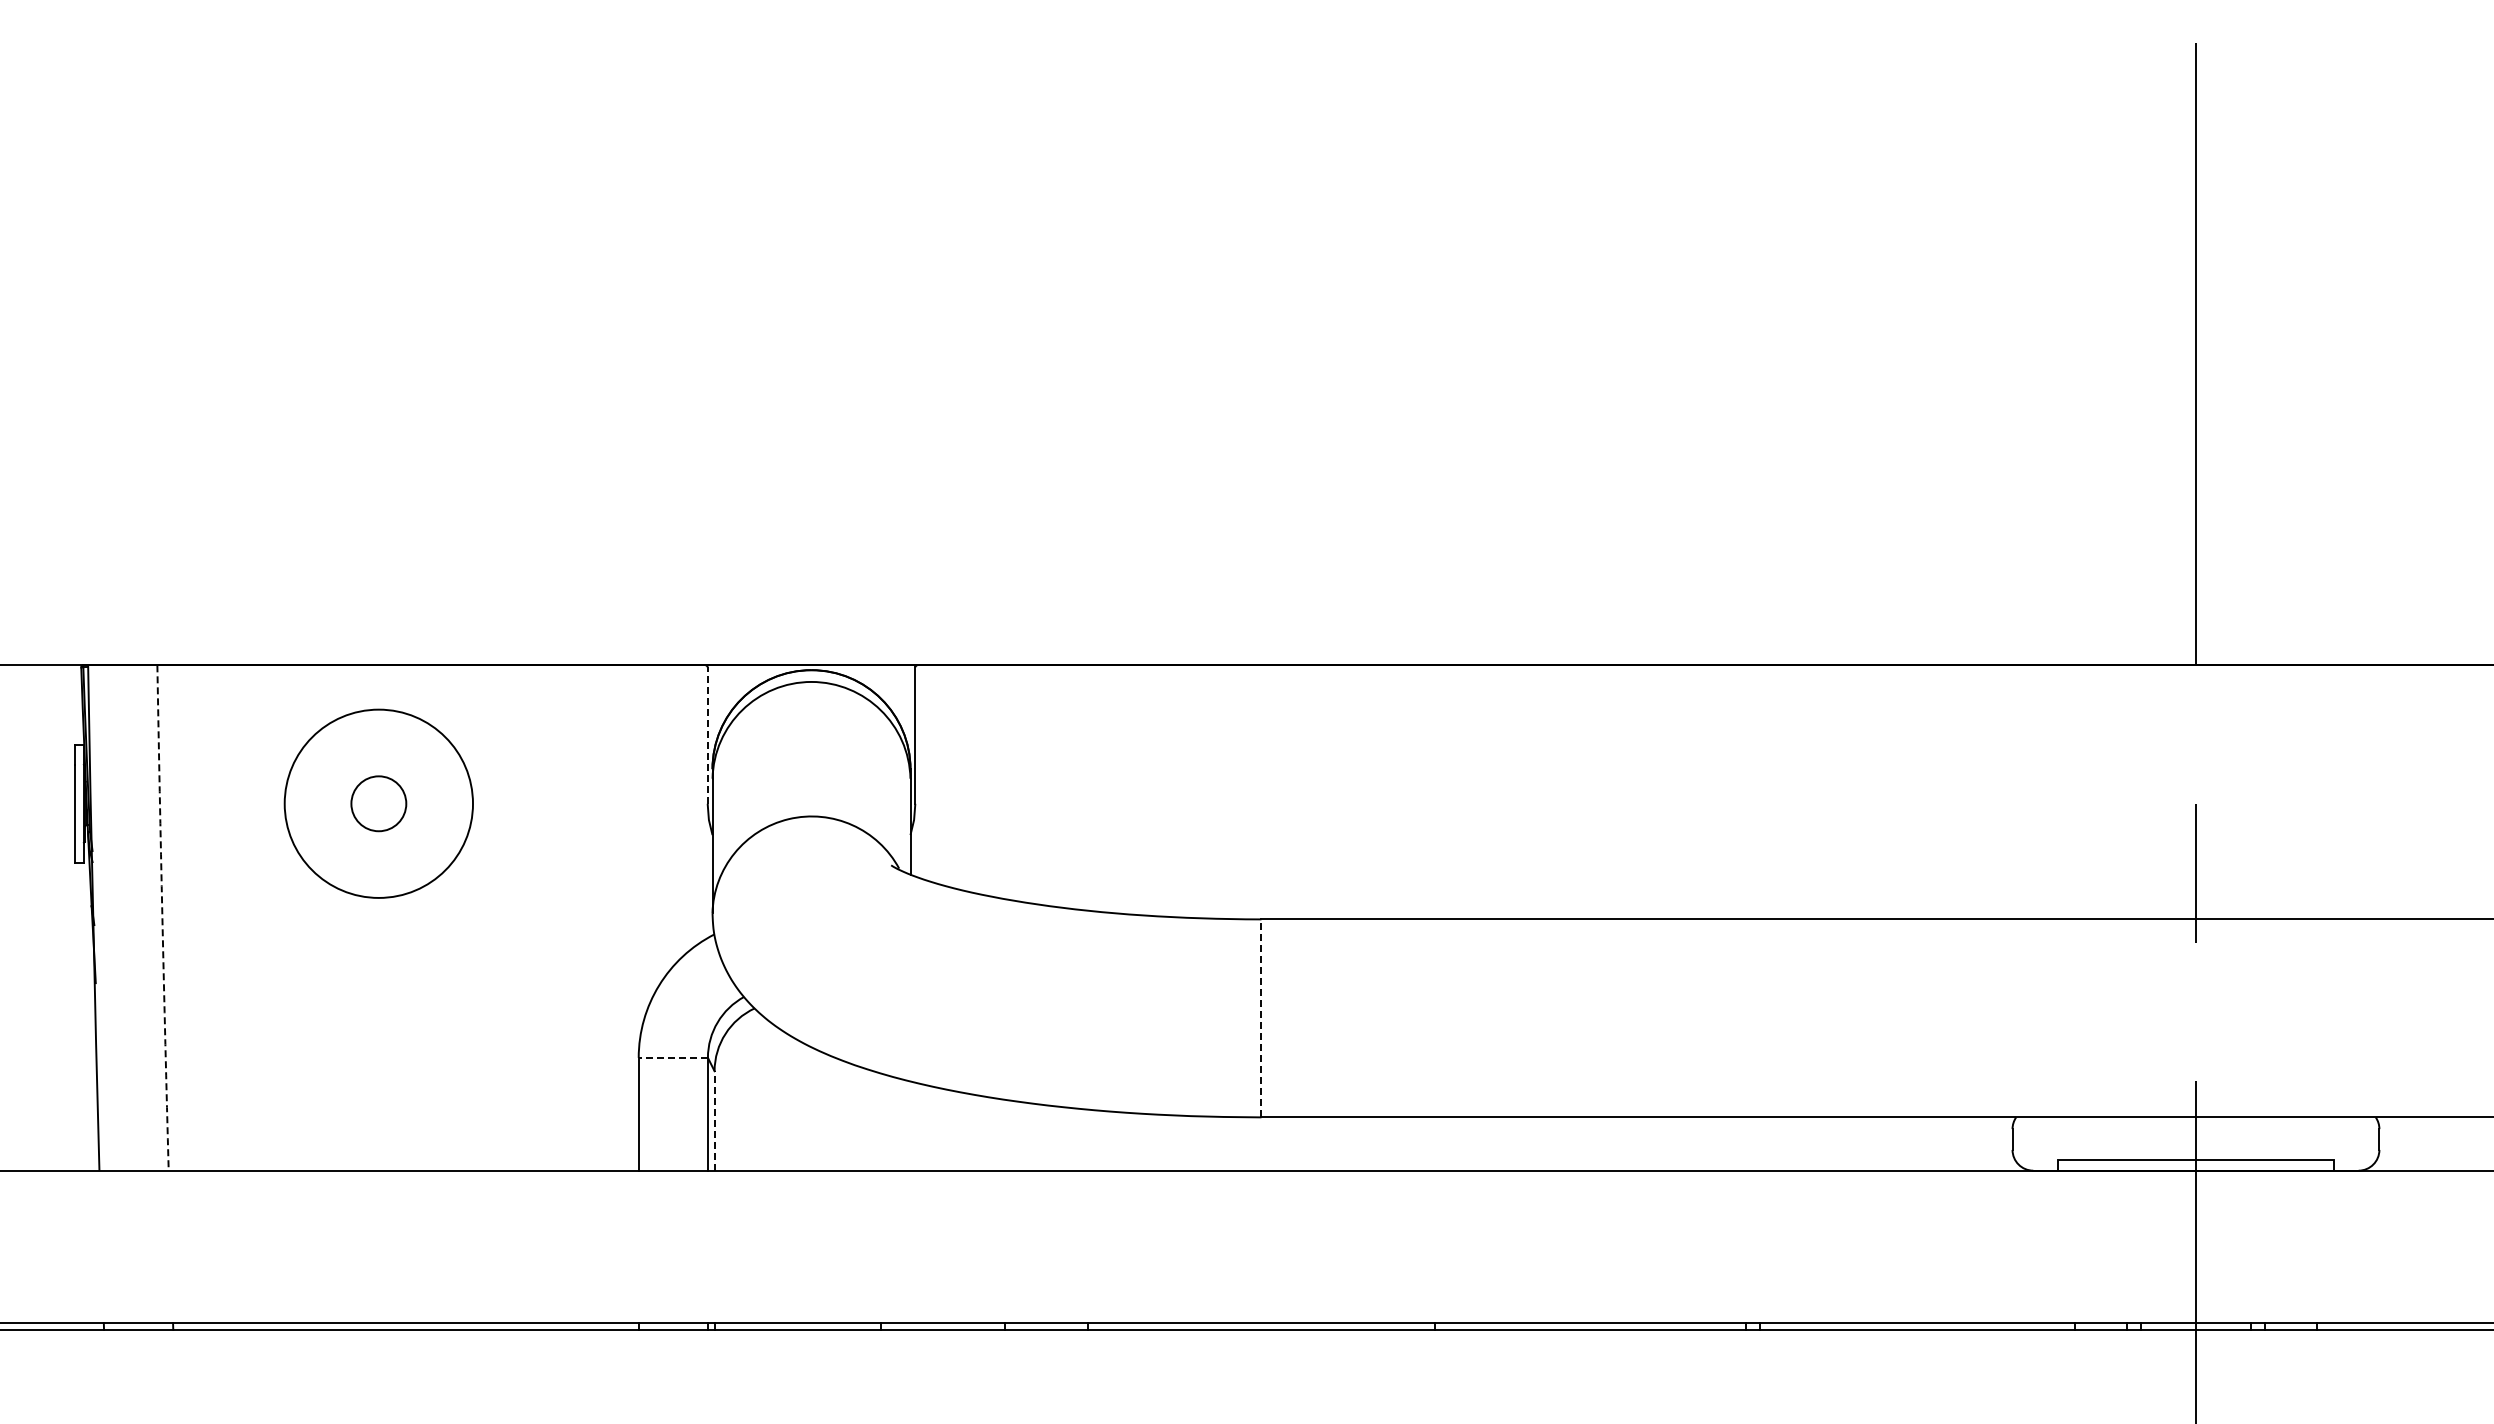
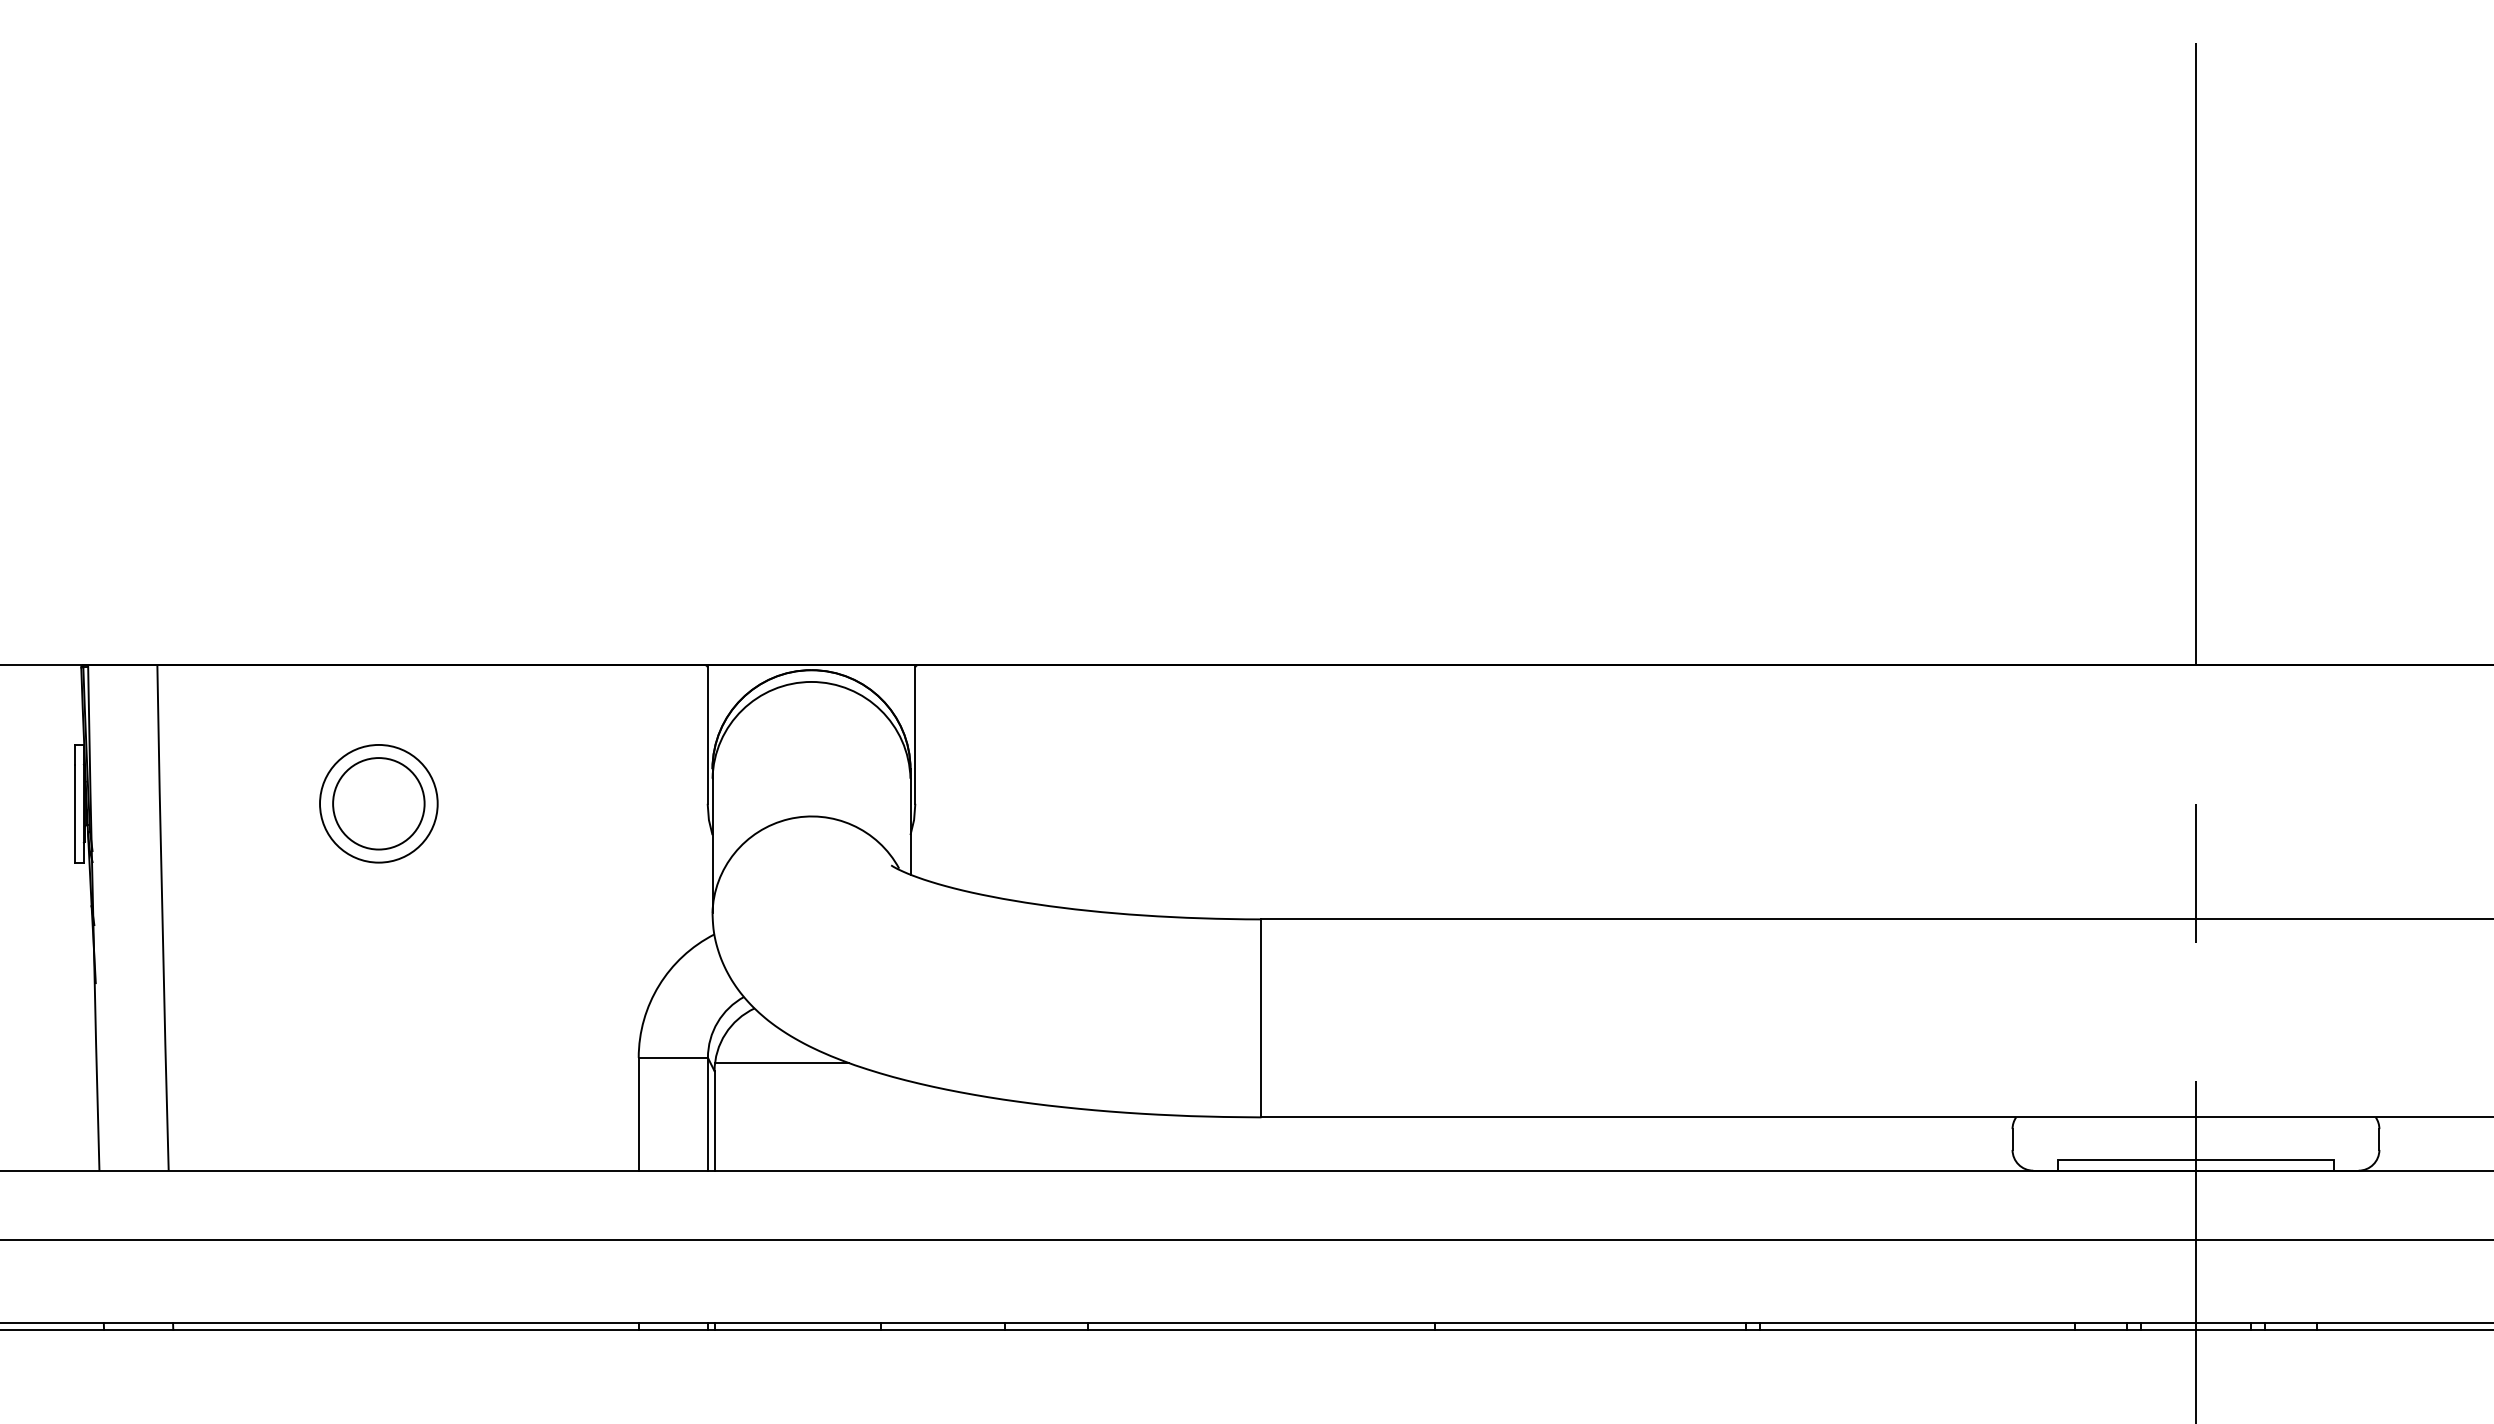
line: dashed -> solid (707, 735)
circle diameter: 188 px -> 118 px (378, 803)
circle diameter: 55 px -> 92 px (378, 803)
arc: dashed -> solid (162, 918)
line: dashed -> solid (1261, 1018)
line: dashed -> solid (673, 1057)
line: none -> present (781, 1062)
line: dashed -> solid (714, 1120)
line: none -> present (1246, 1239)
